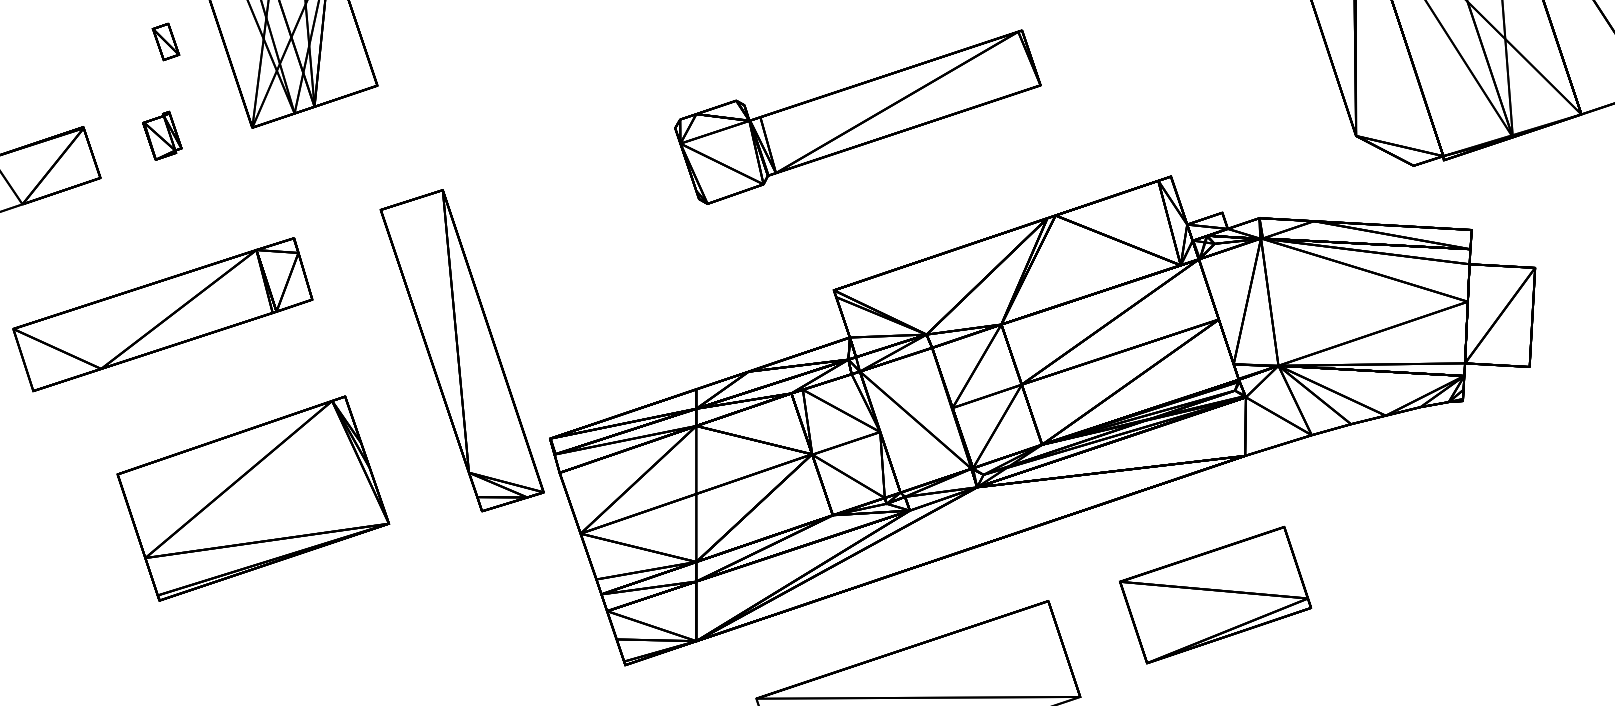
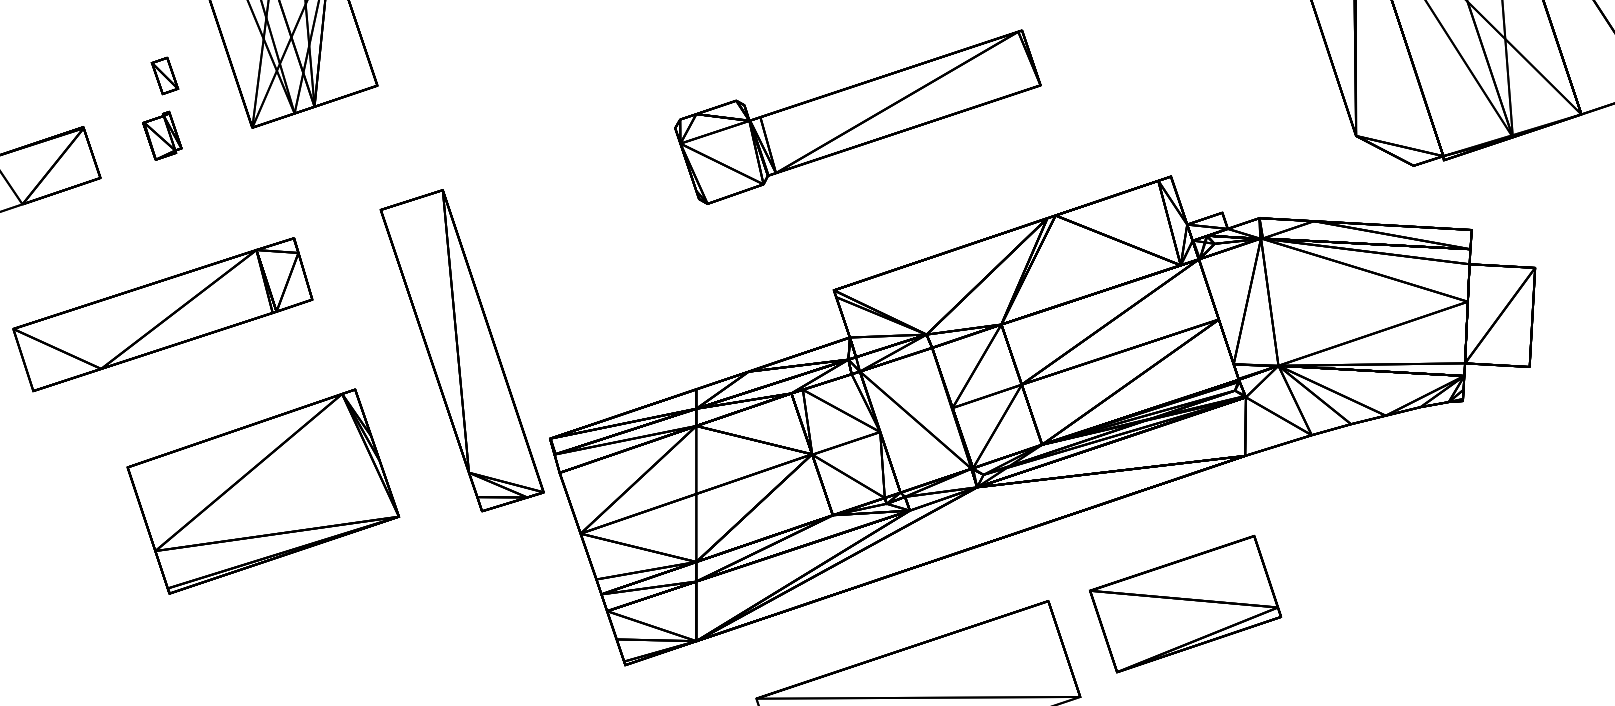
part position: (165, 41) -> (164, 75) (164, 75)
part position: (253, 498) -> (263, 491) (263, 491)
part position: (1215, 594) -> (1185, 603) (1185, 603)
